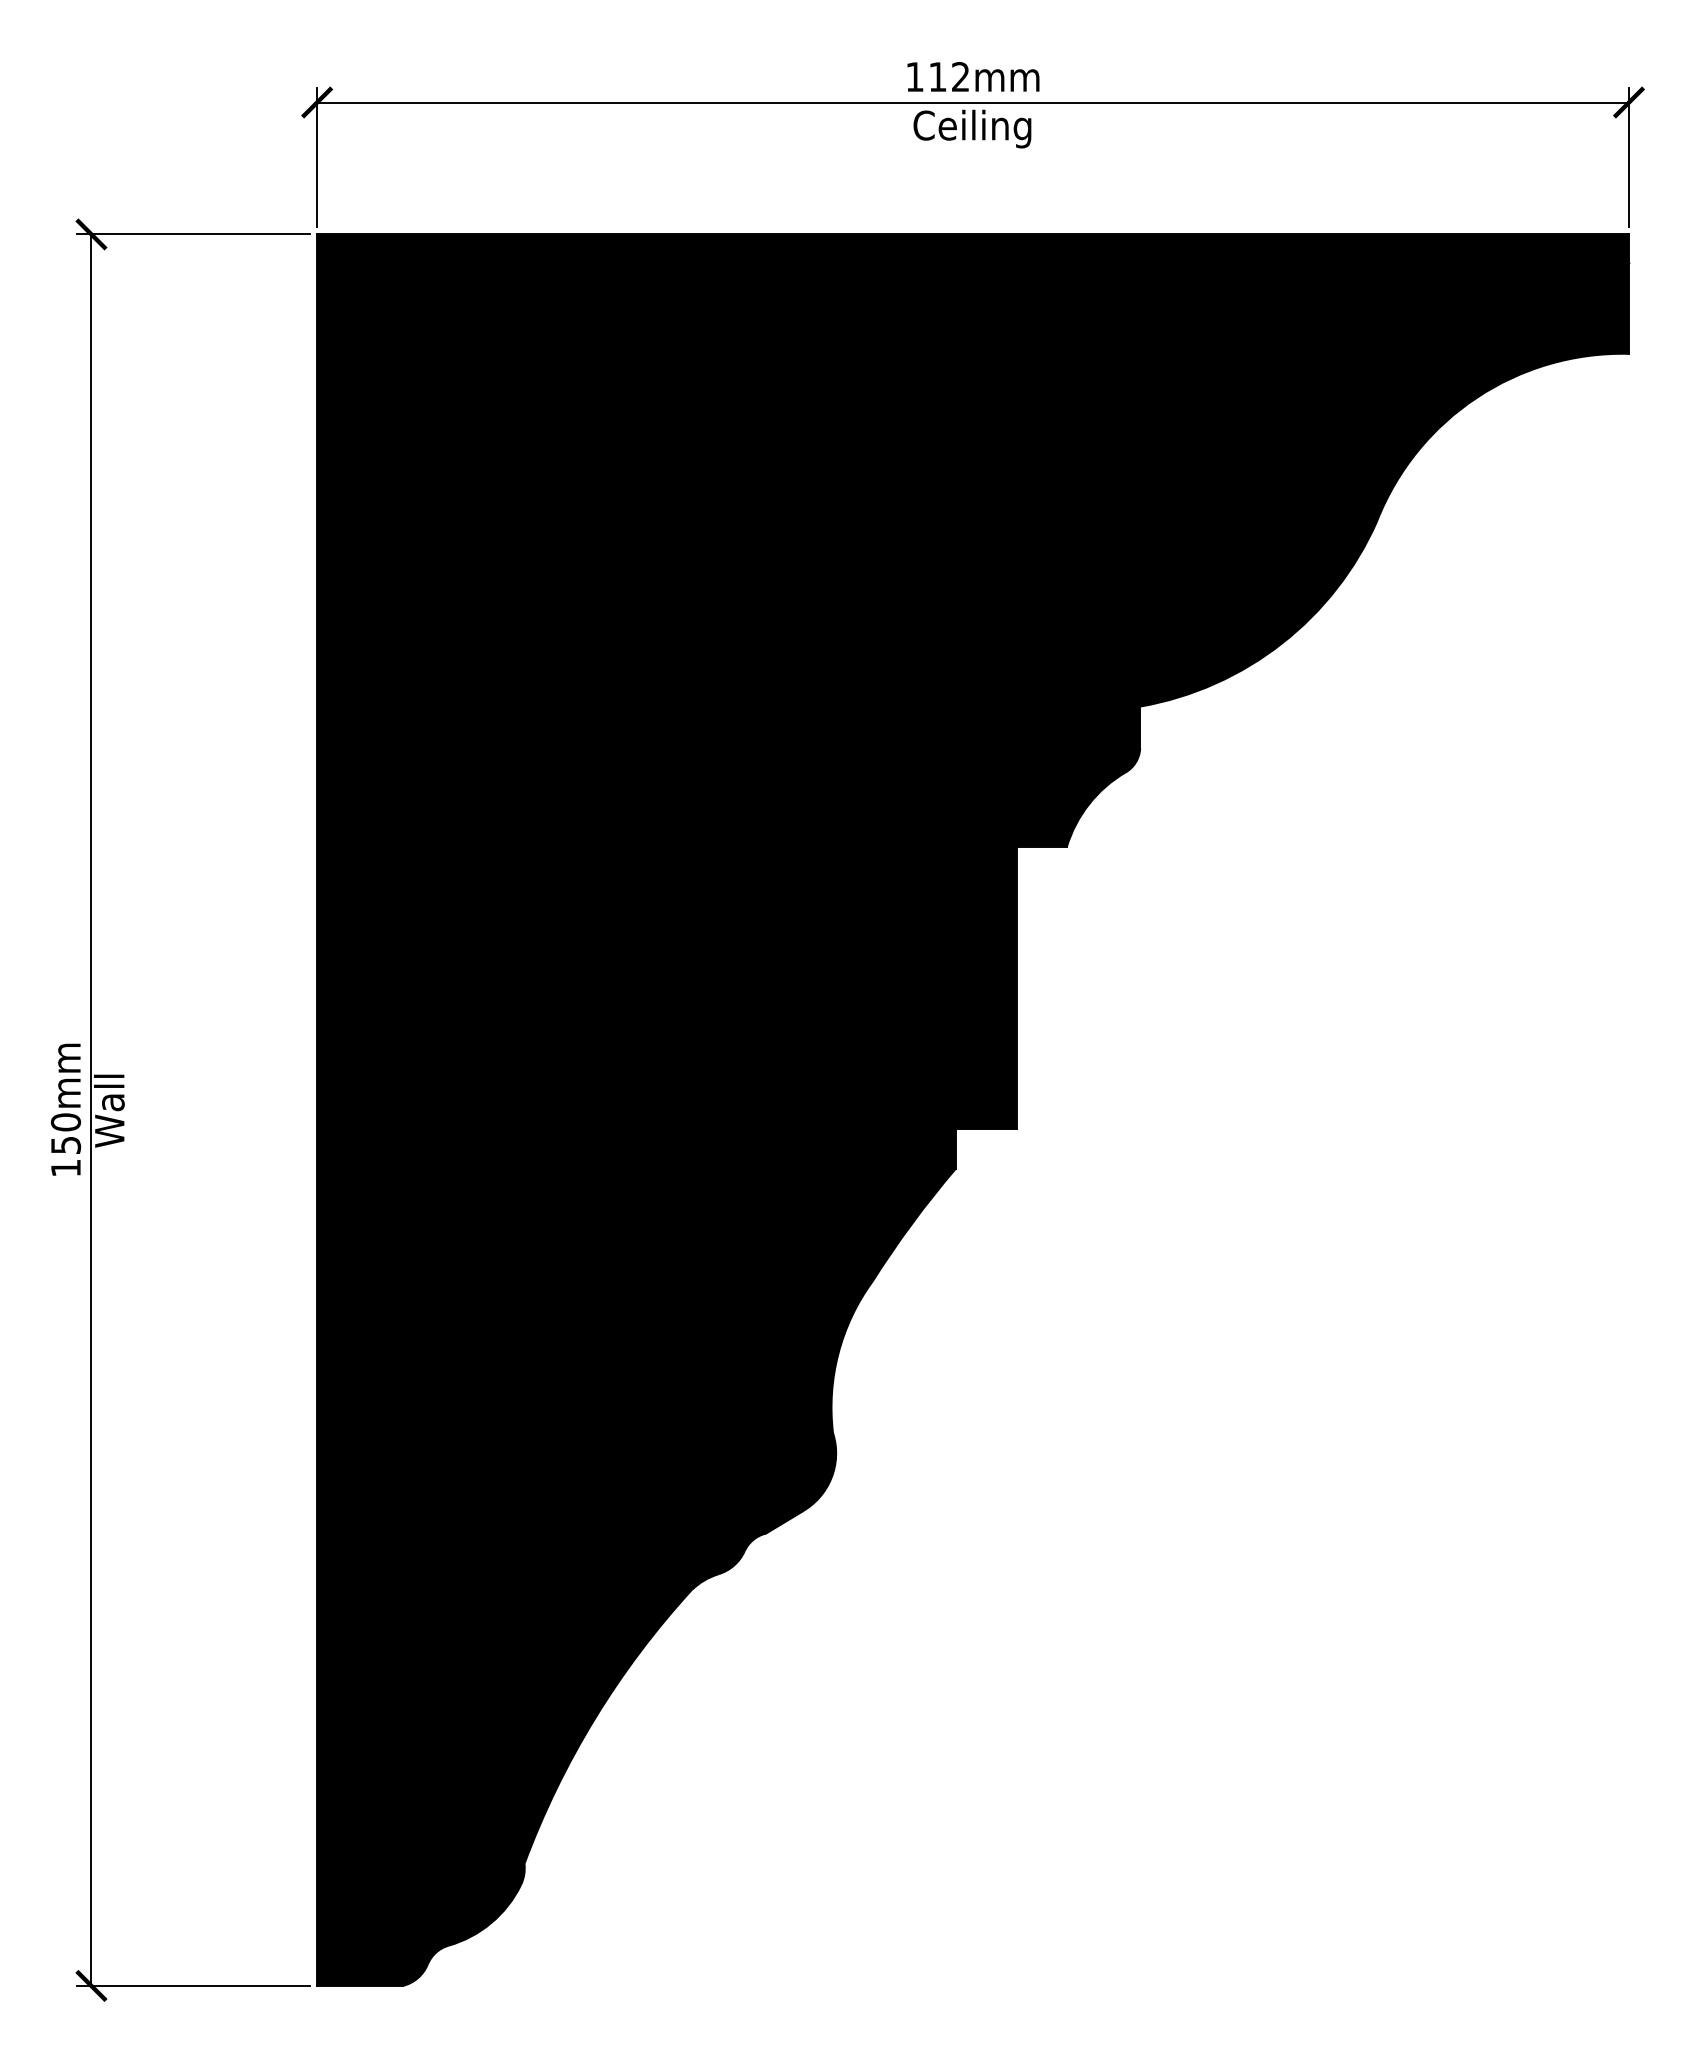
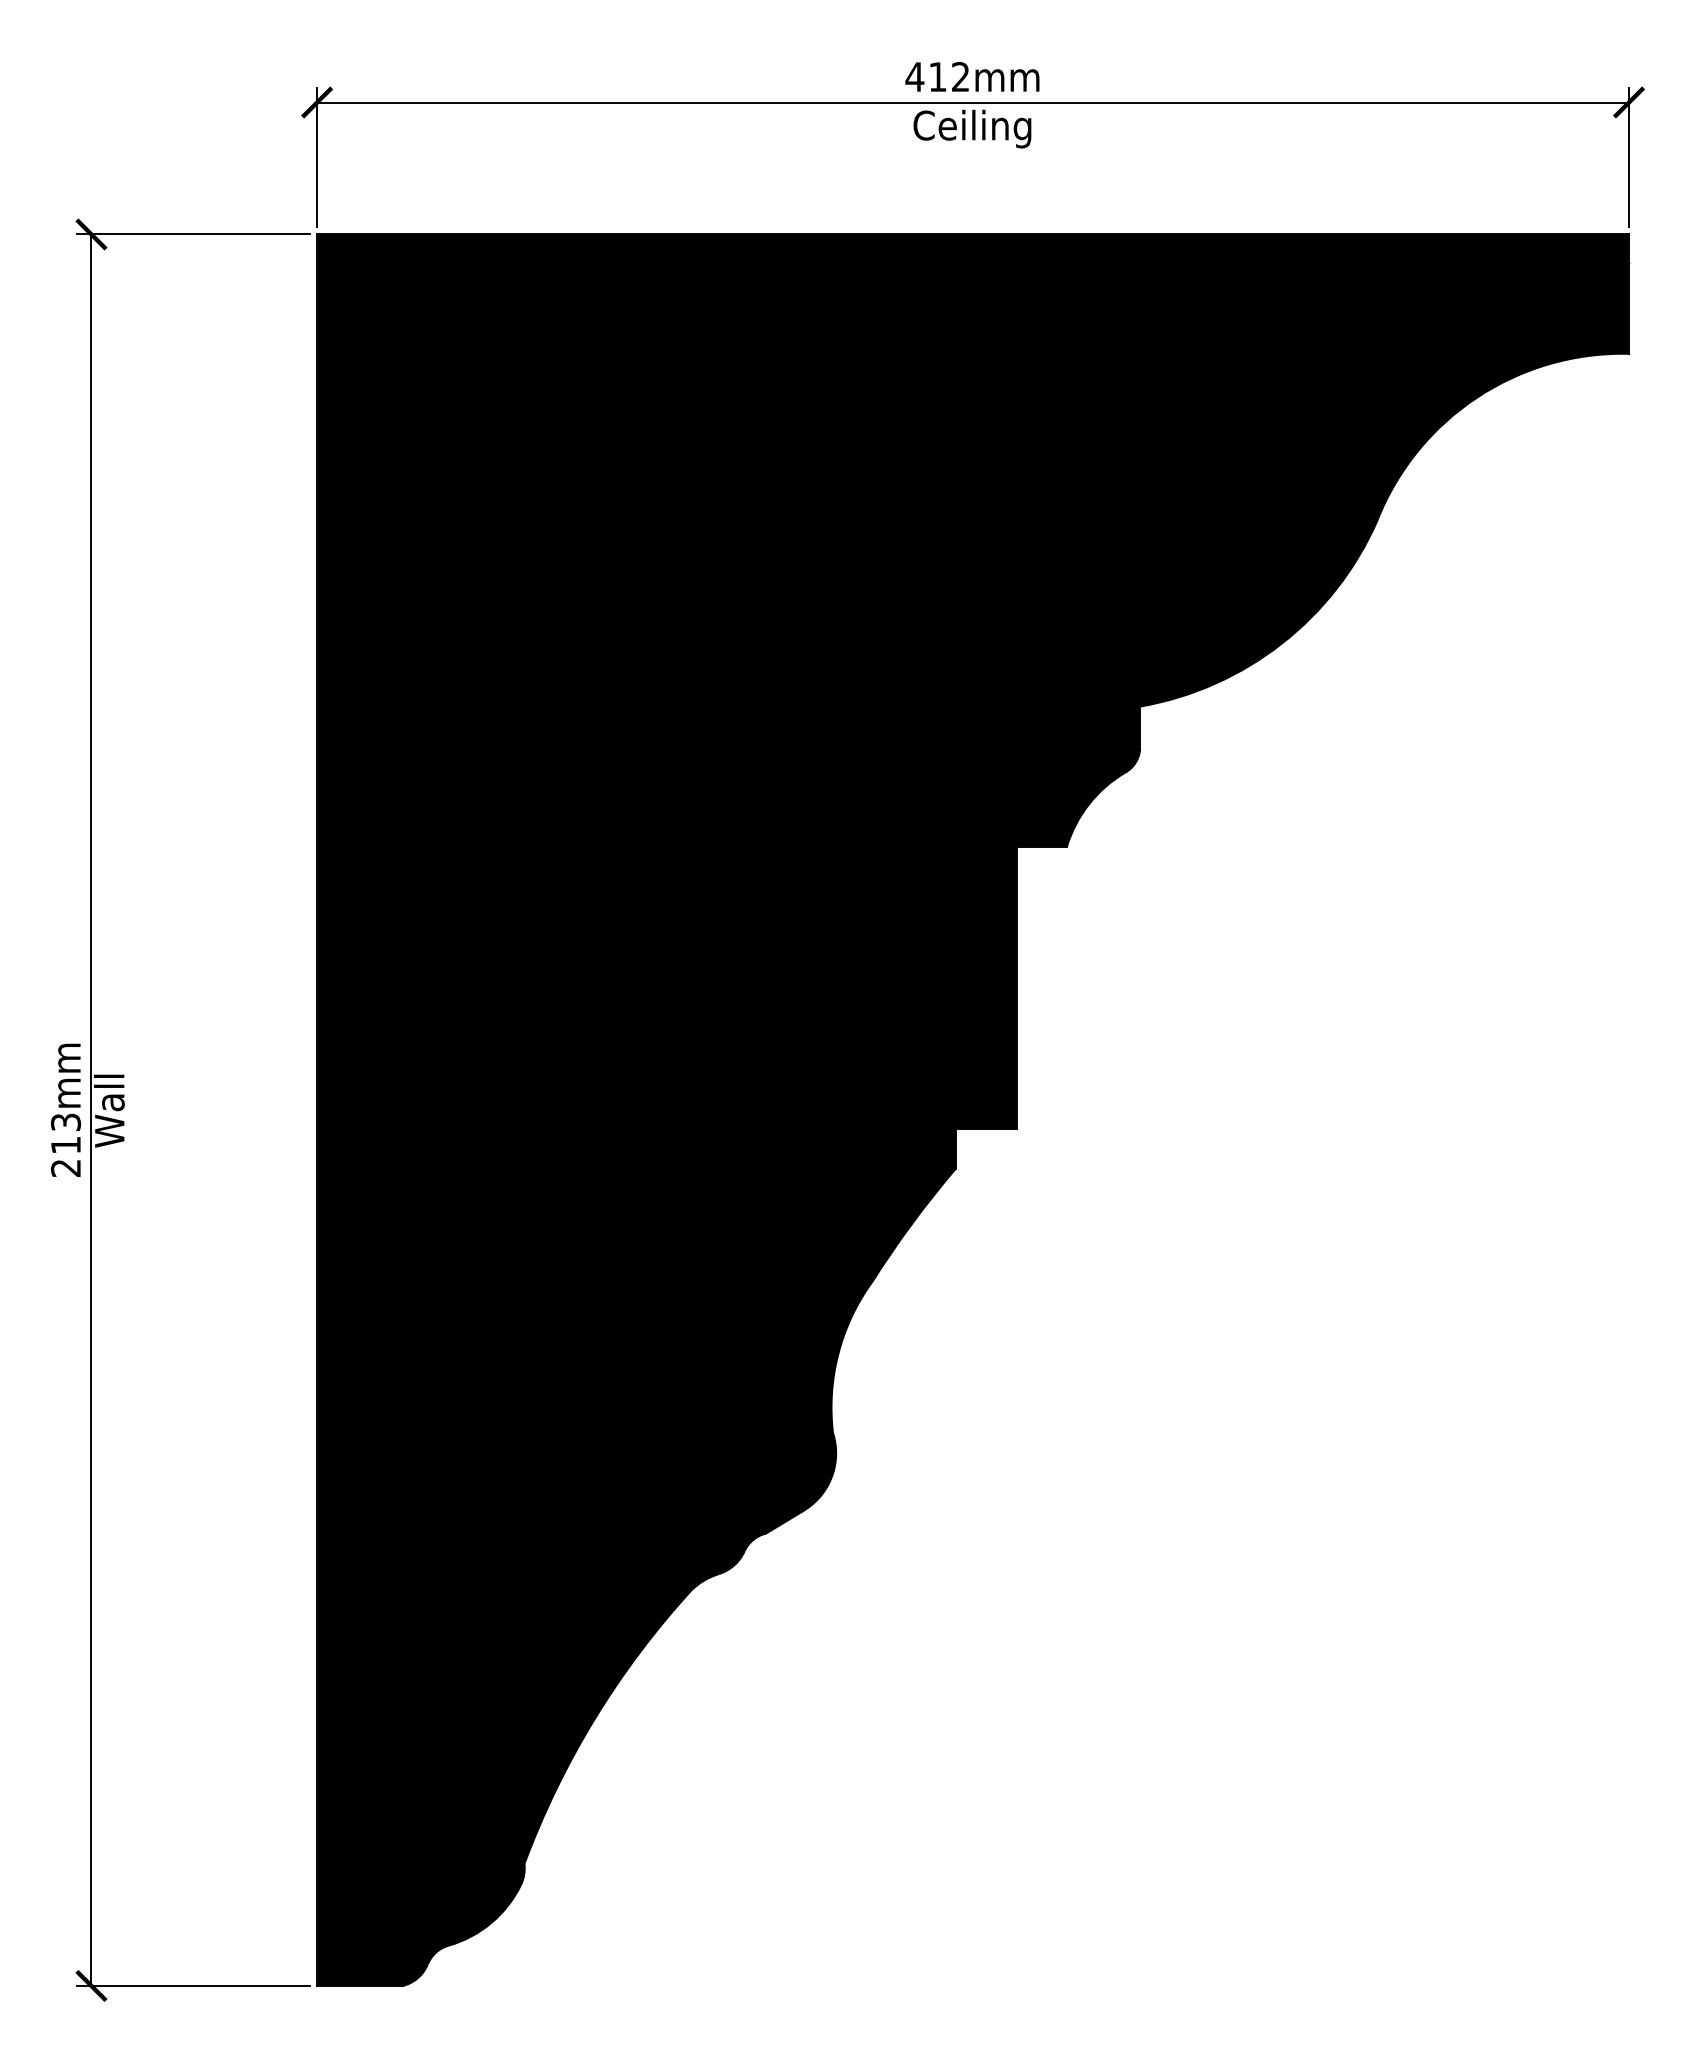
text: 112mm -> 412mm (914, 76)
text: 150mm -> 213mm (65, 1144)
